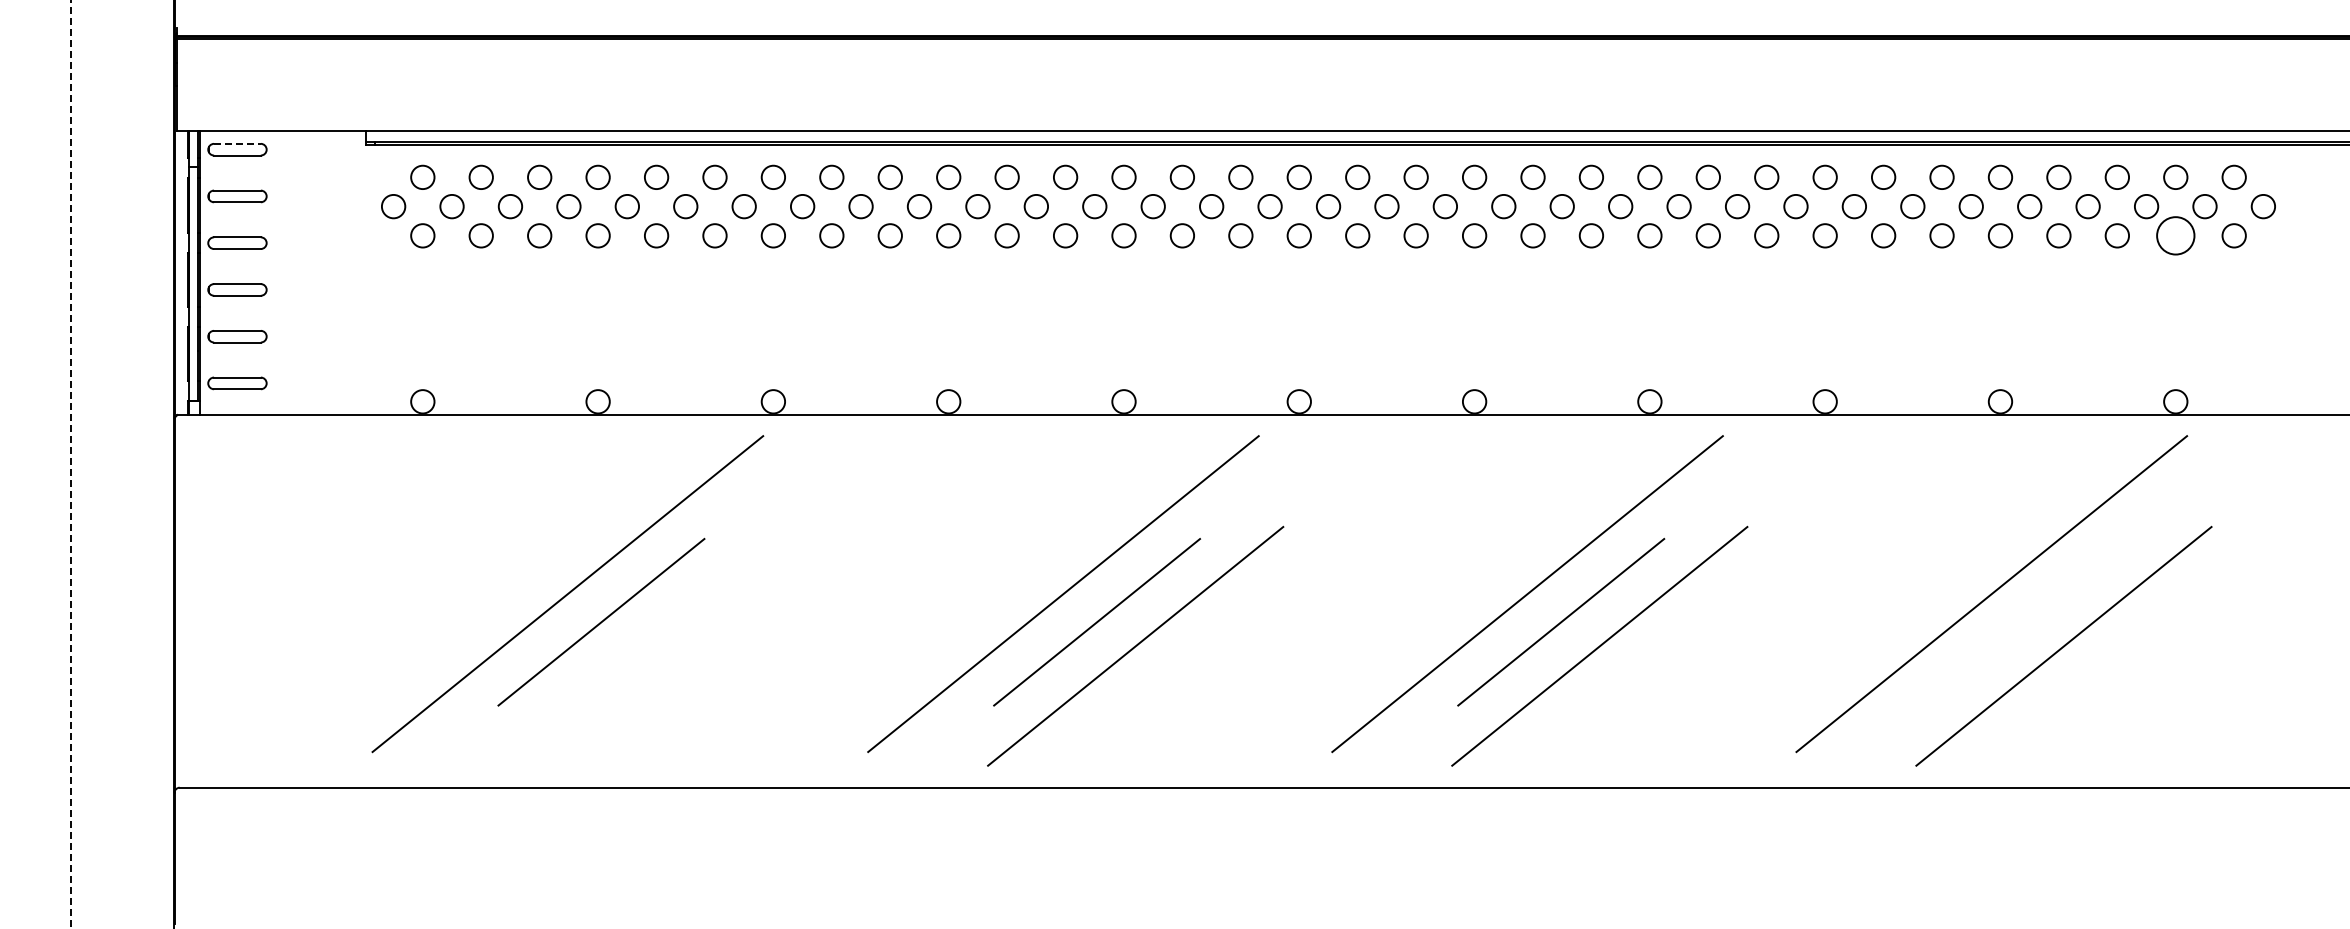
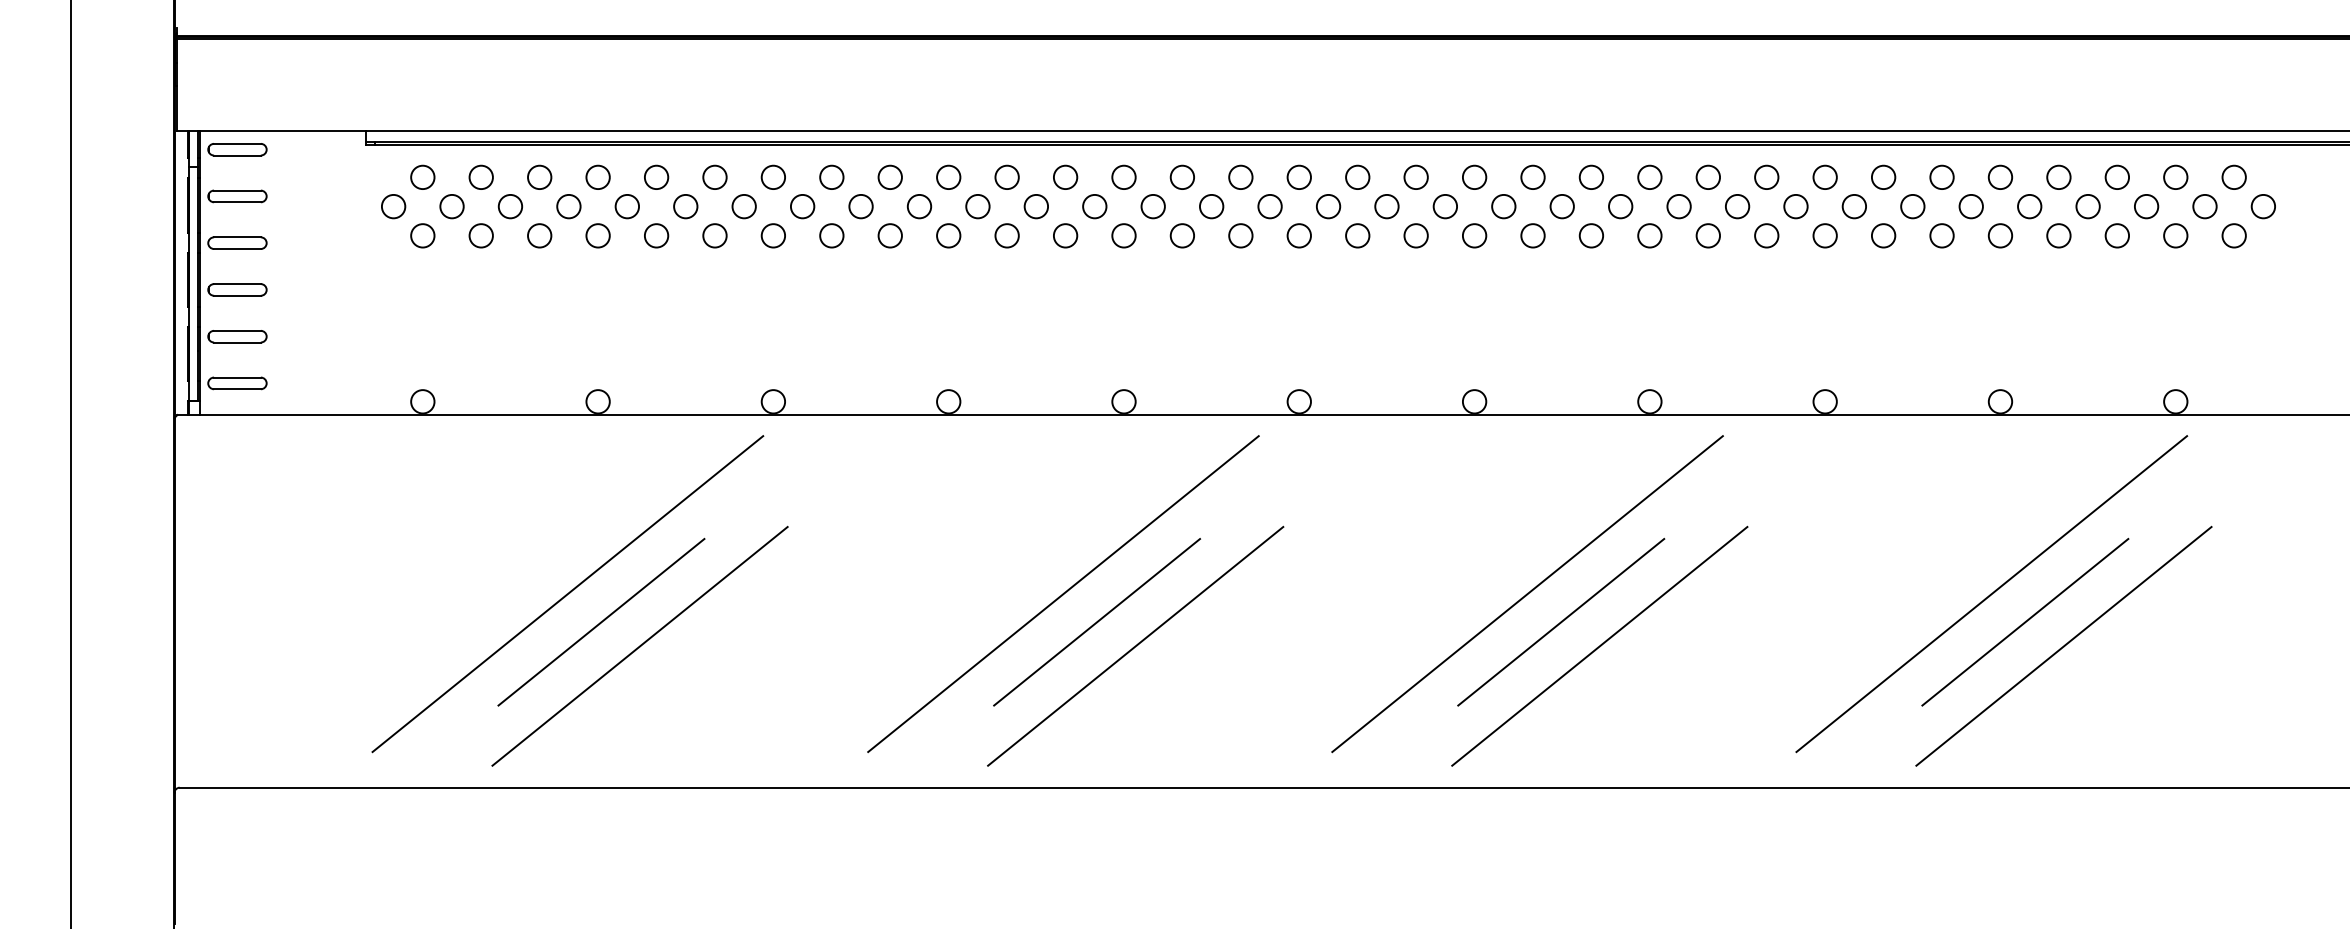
line: dashed -> solid (237, 143)
circle diameter: 37 px -> 23 px (2175, 235)
line: dashed -> solid (70, 464)
line: none -> present (2025, 621)
line: none -> present (639, 645)
